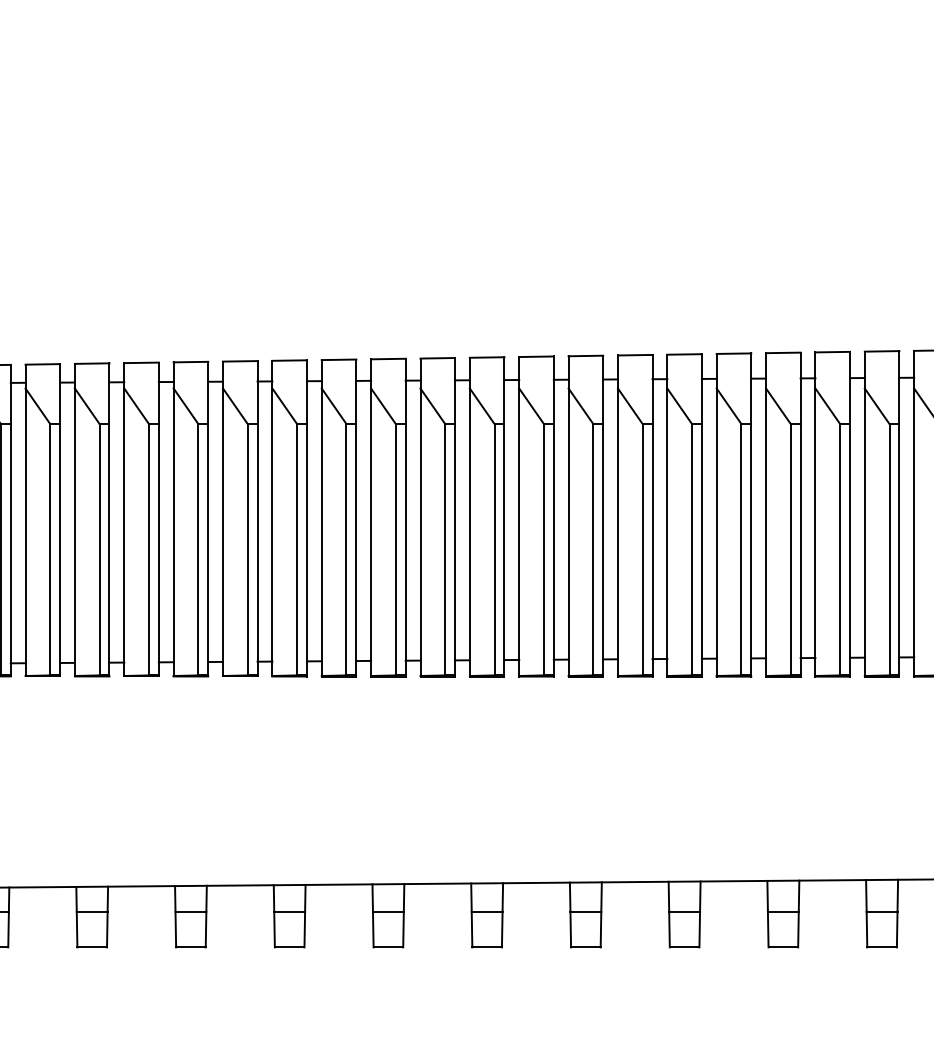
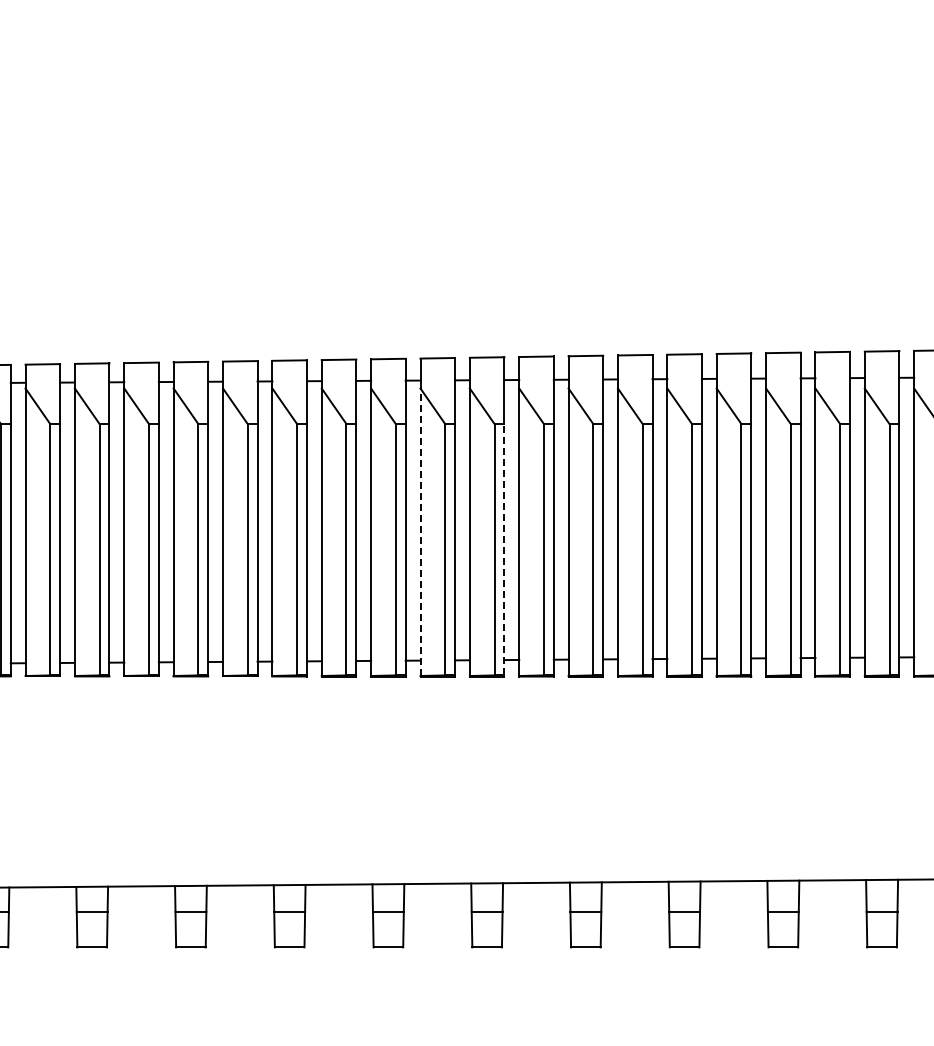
line: solid -> dashed (420, 532)
line: solid -> dashed (504, 549)
